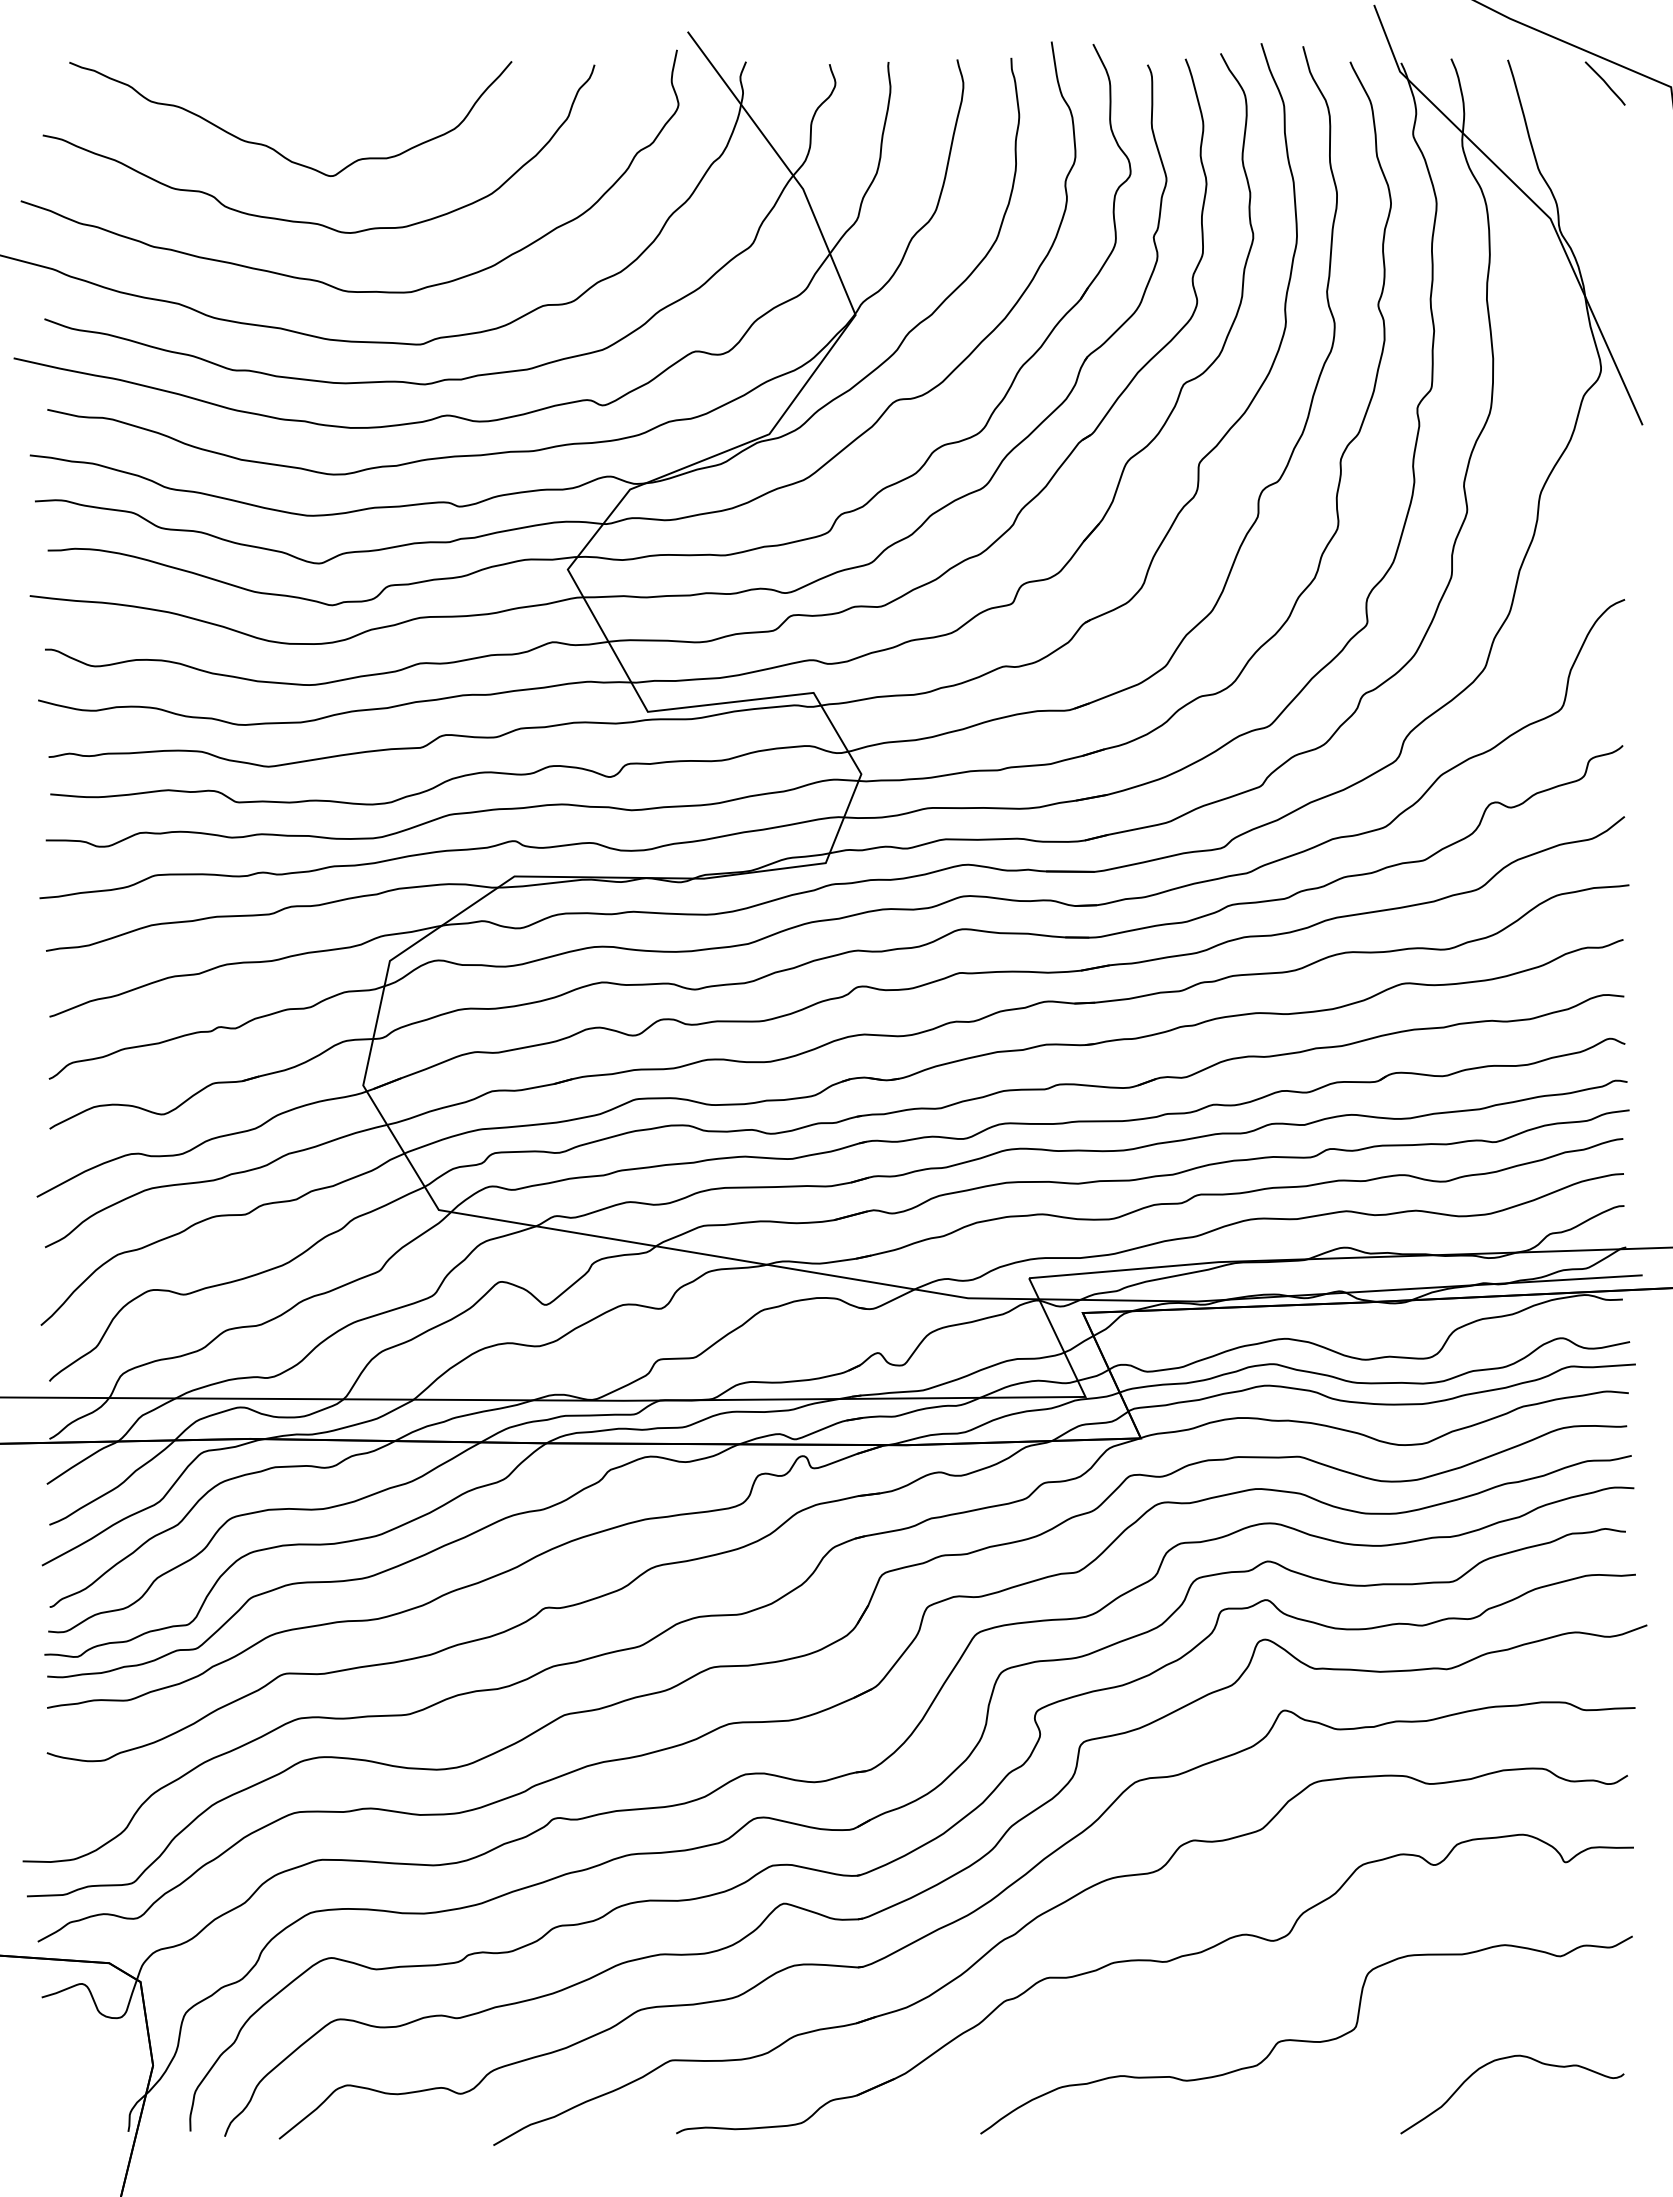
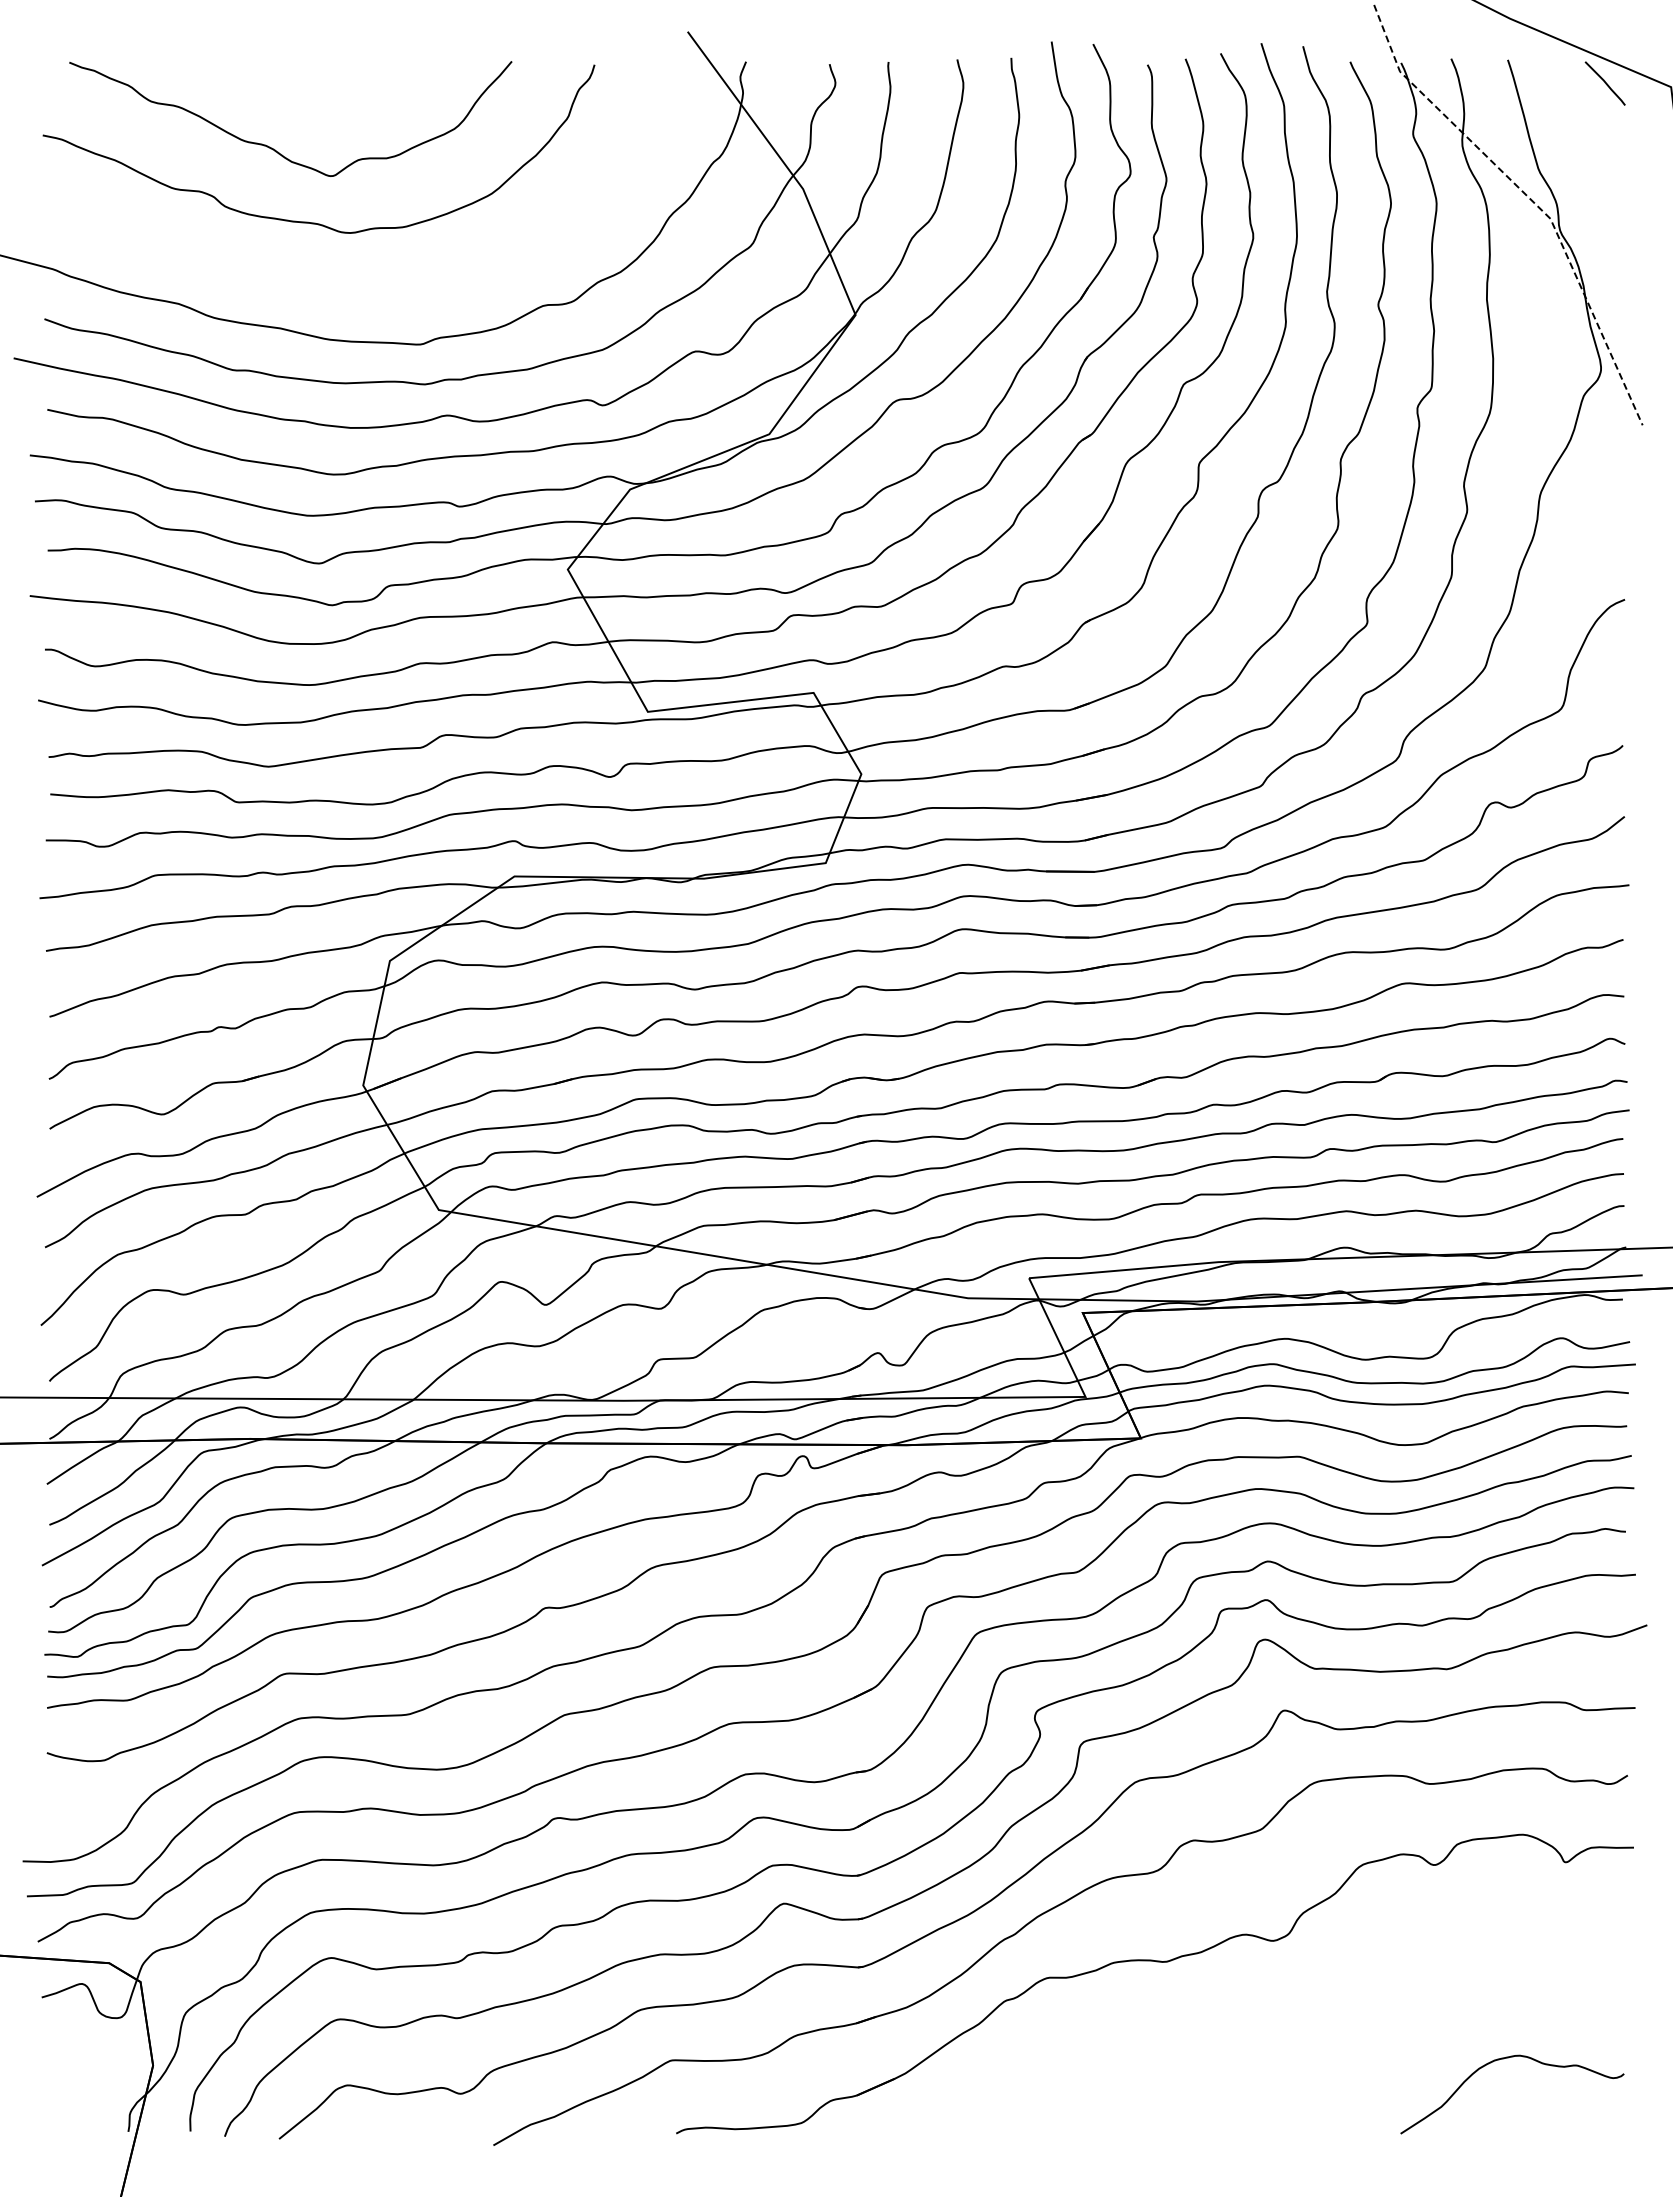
line: solid -> dashed (1530, 199)
curve: present -> none (319, 280)
curve: present -> none (1306, 2040)
